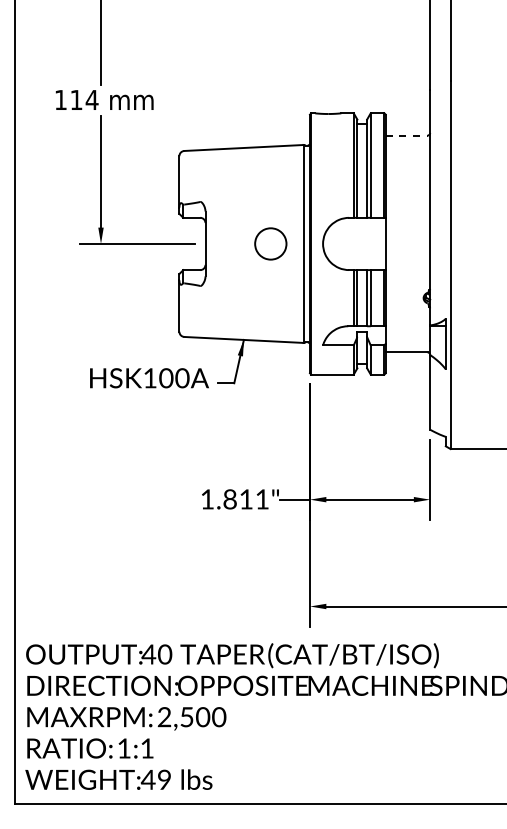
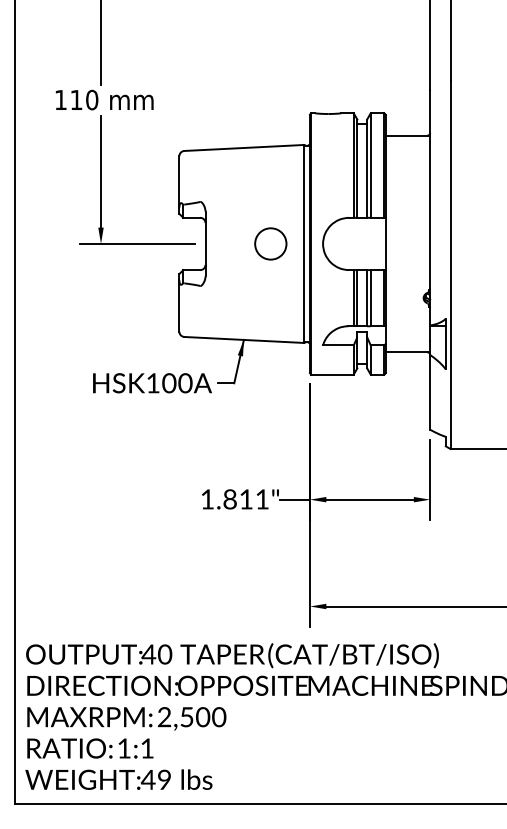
text: 114 -> 110 (91, 99)
line: dashed -> solid (406, 135)
text position: (149, 378) -> (152, 383) (152, 383)
